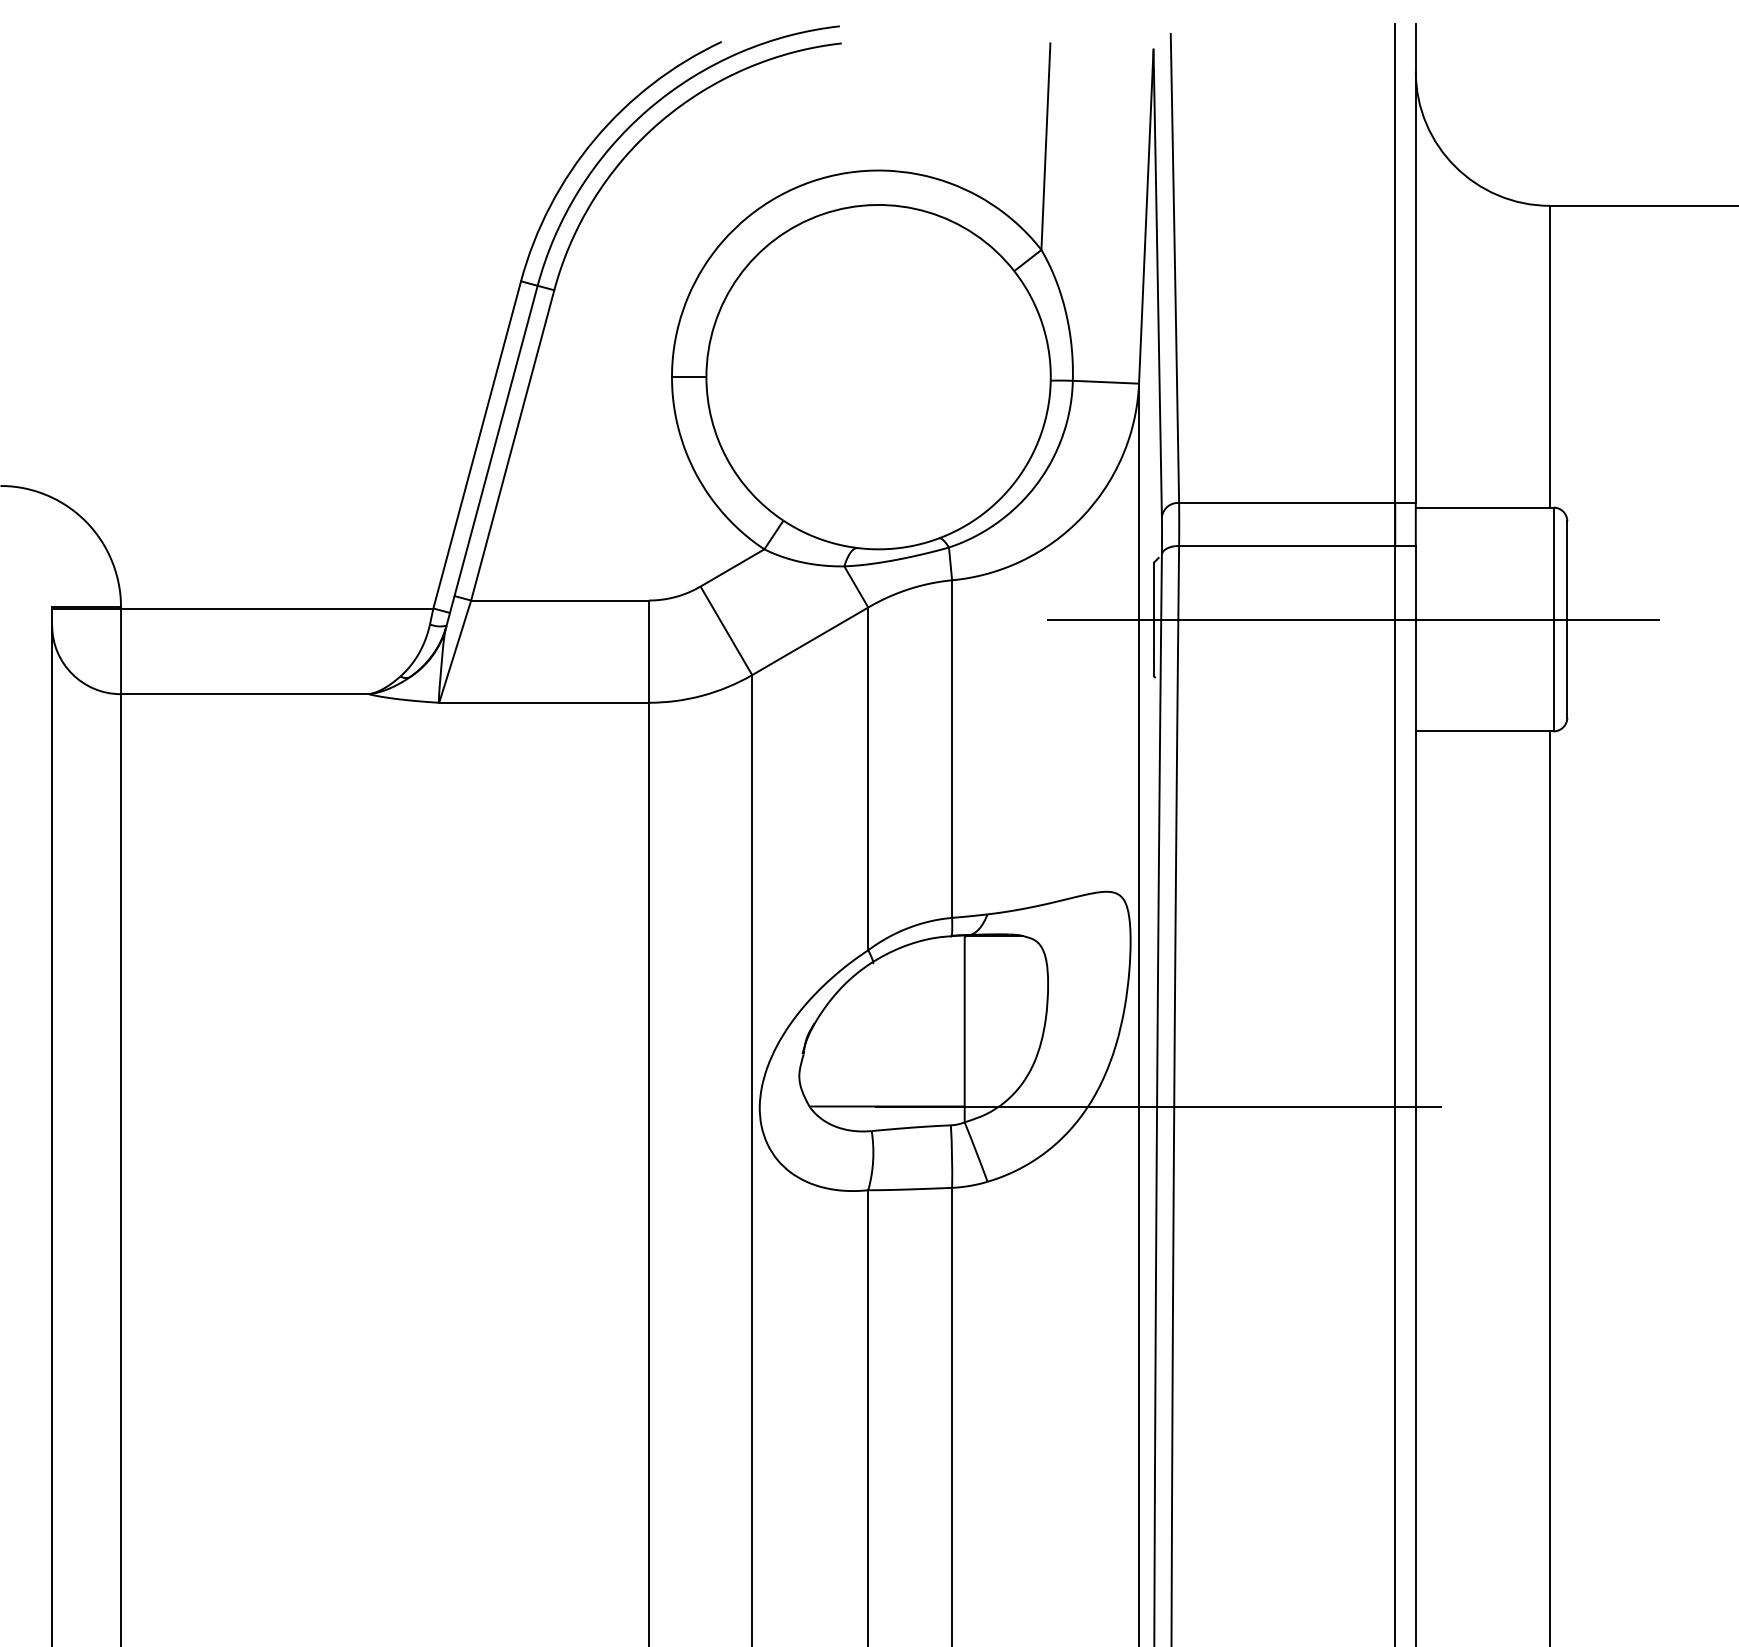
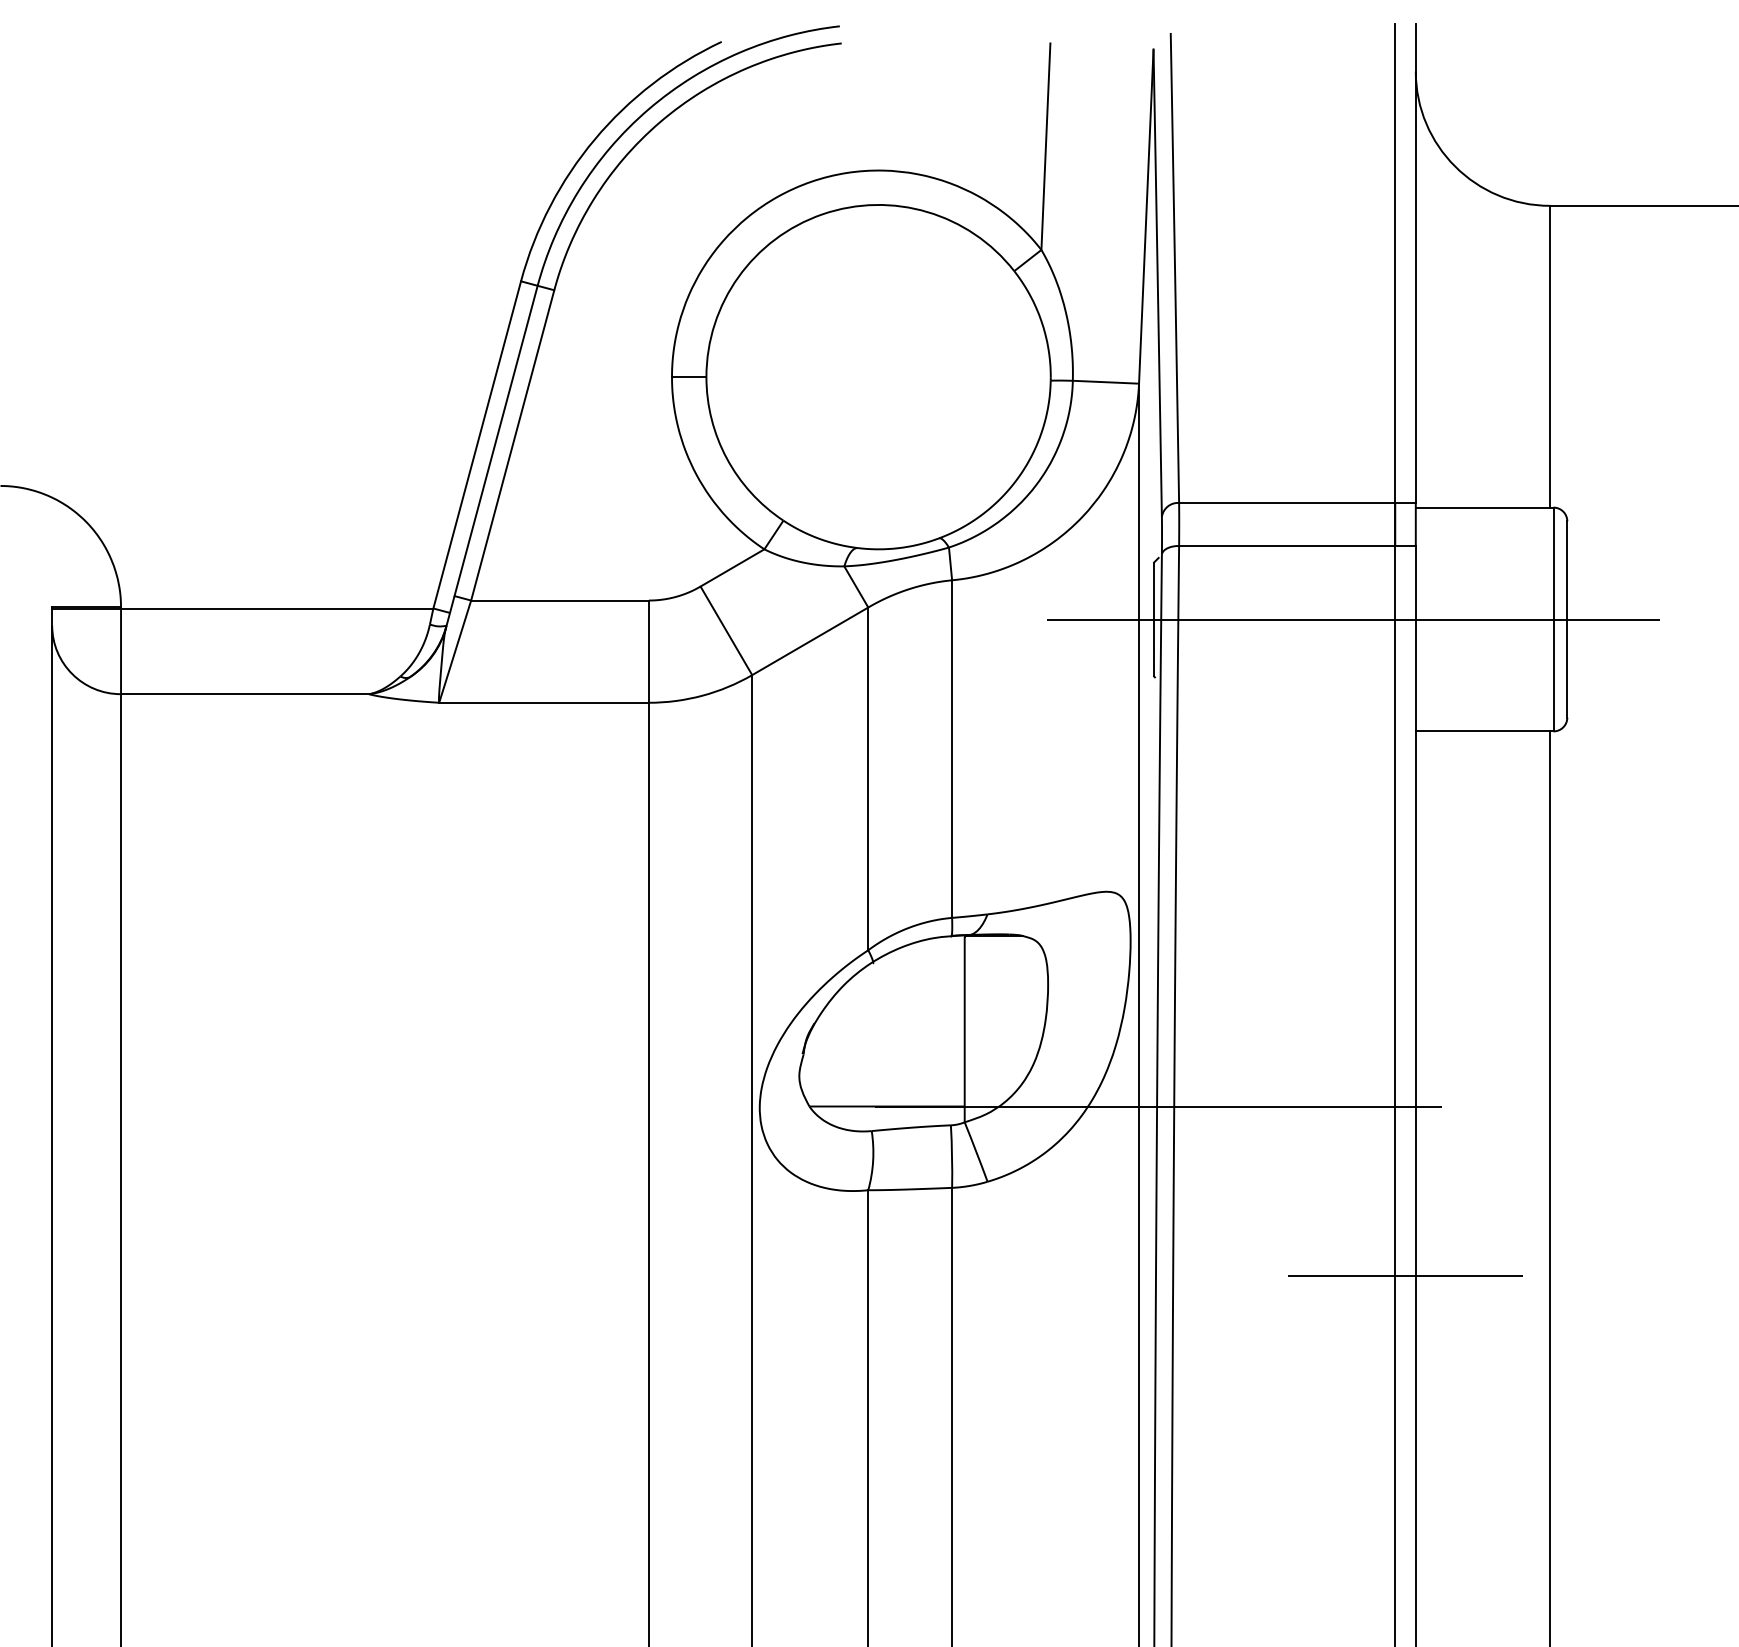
line: none -> present (1405, 1275)
